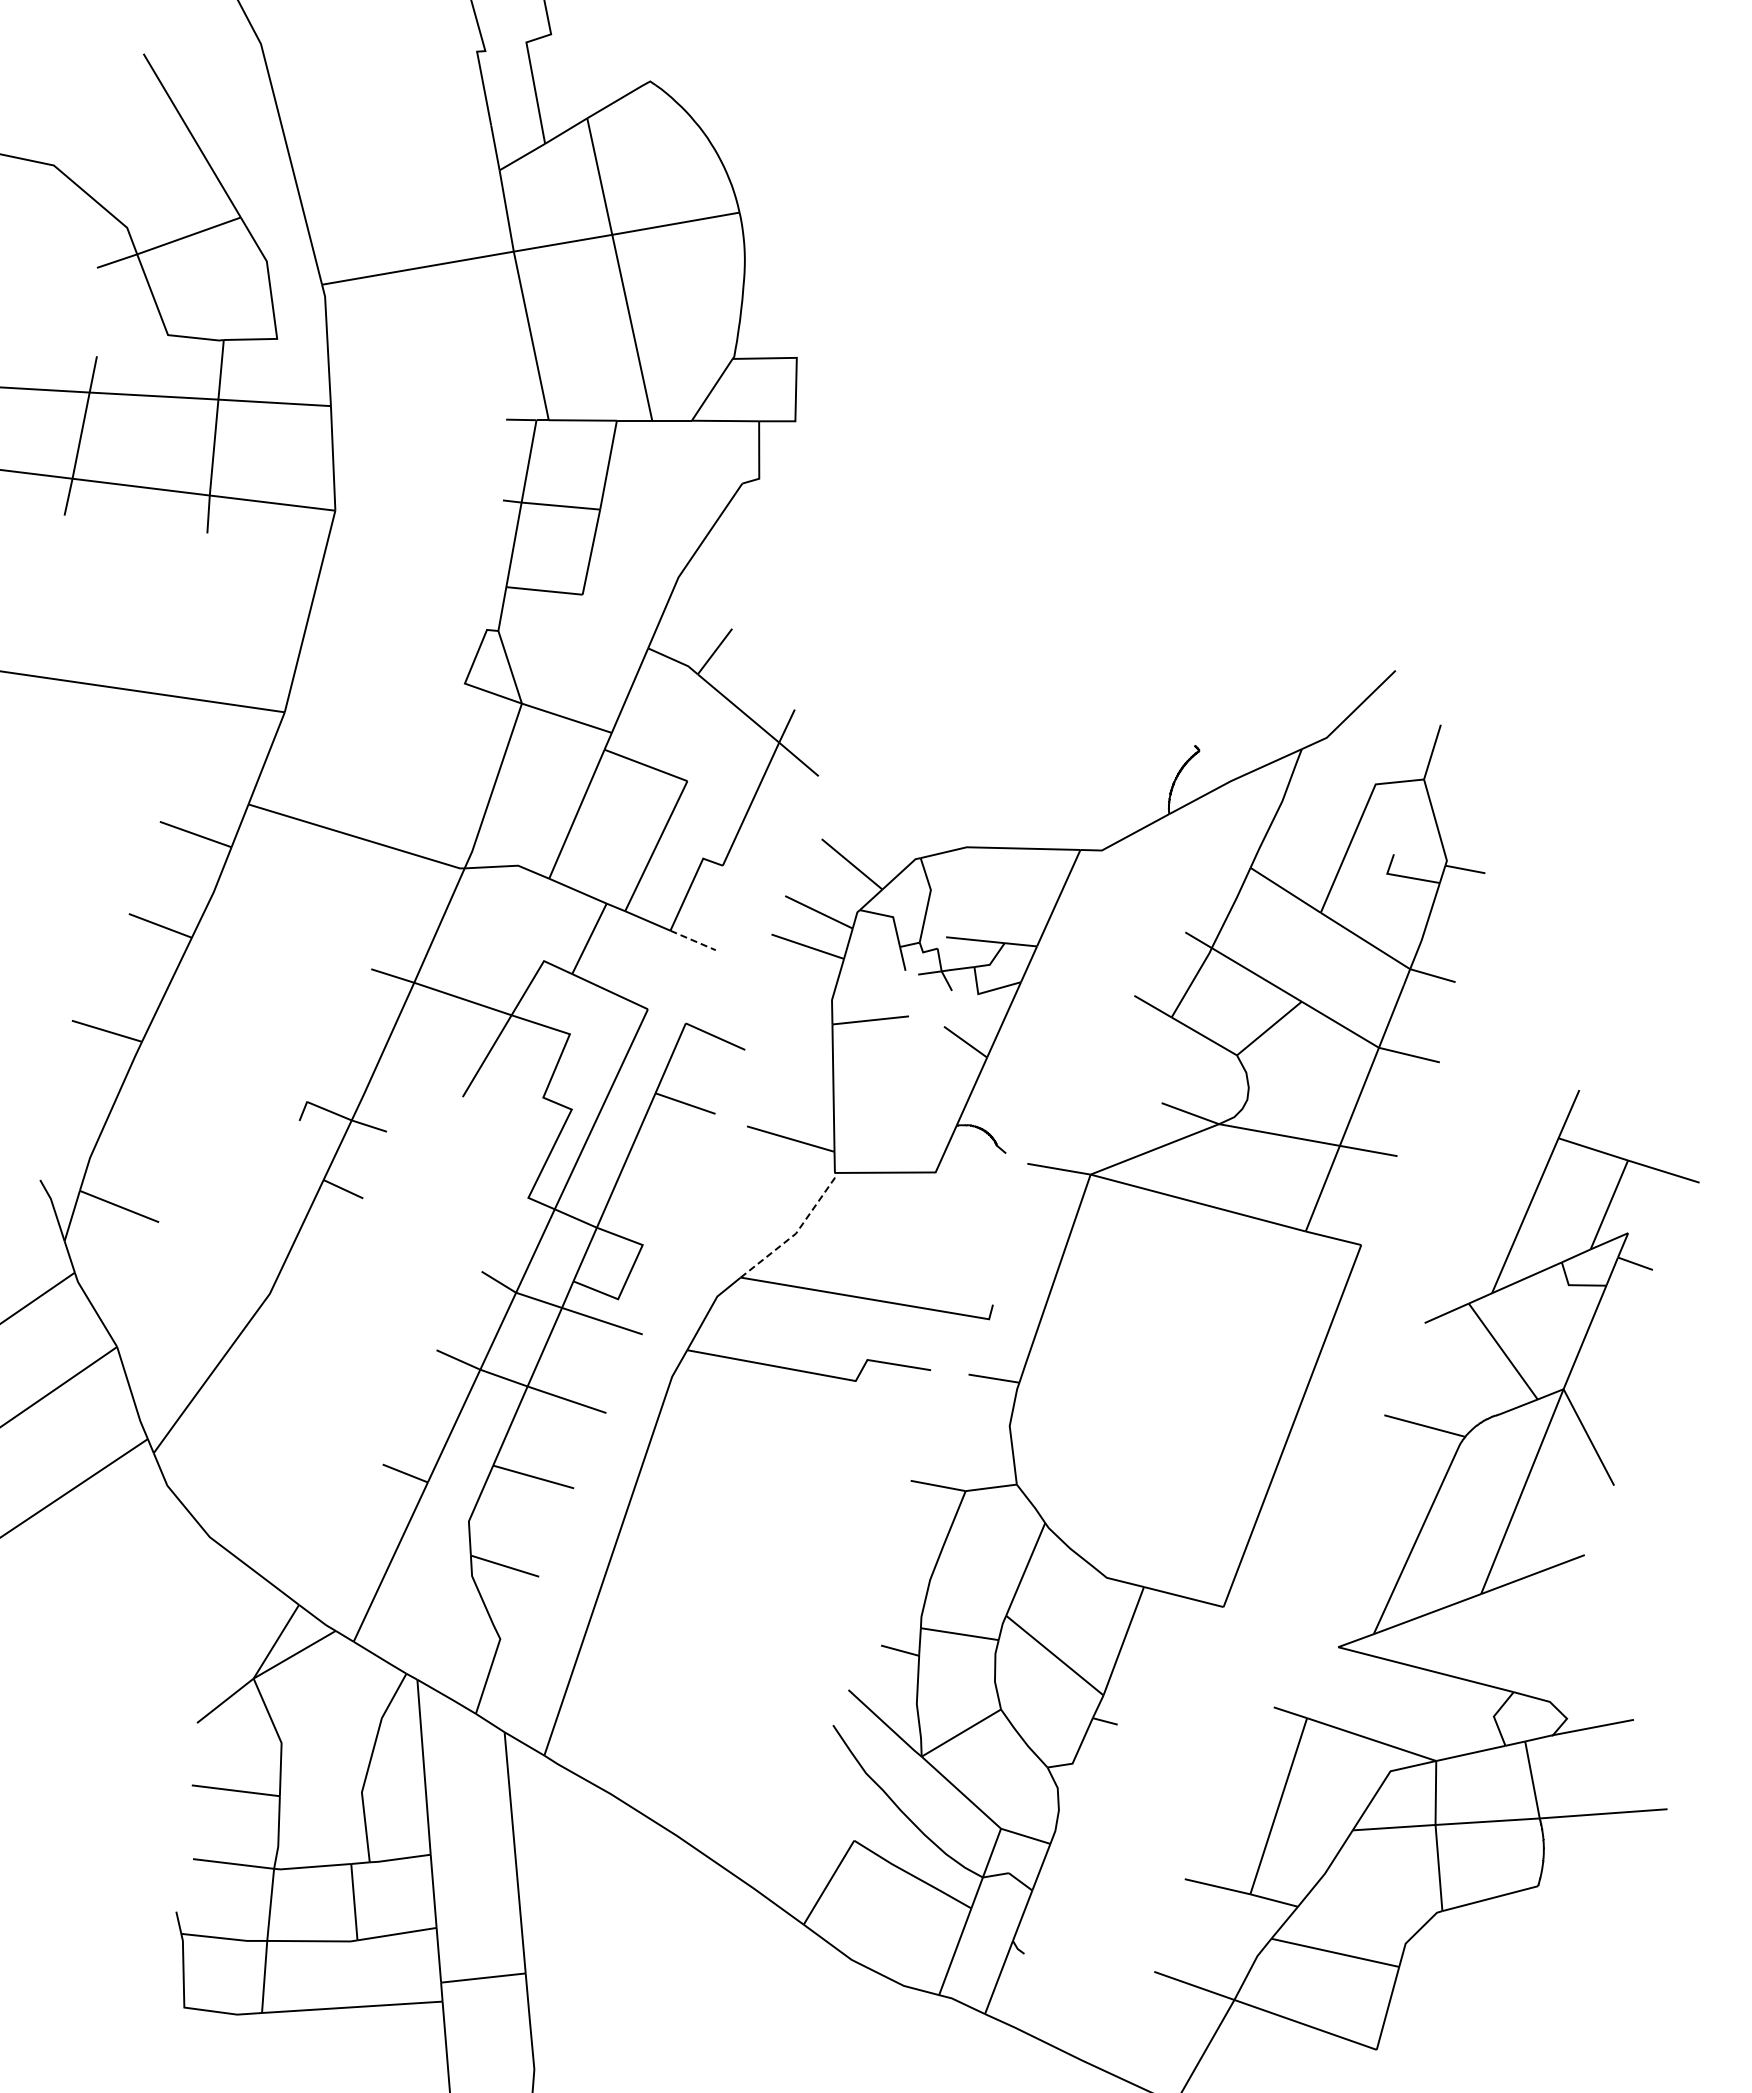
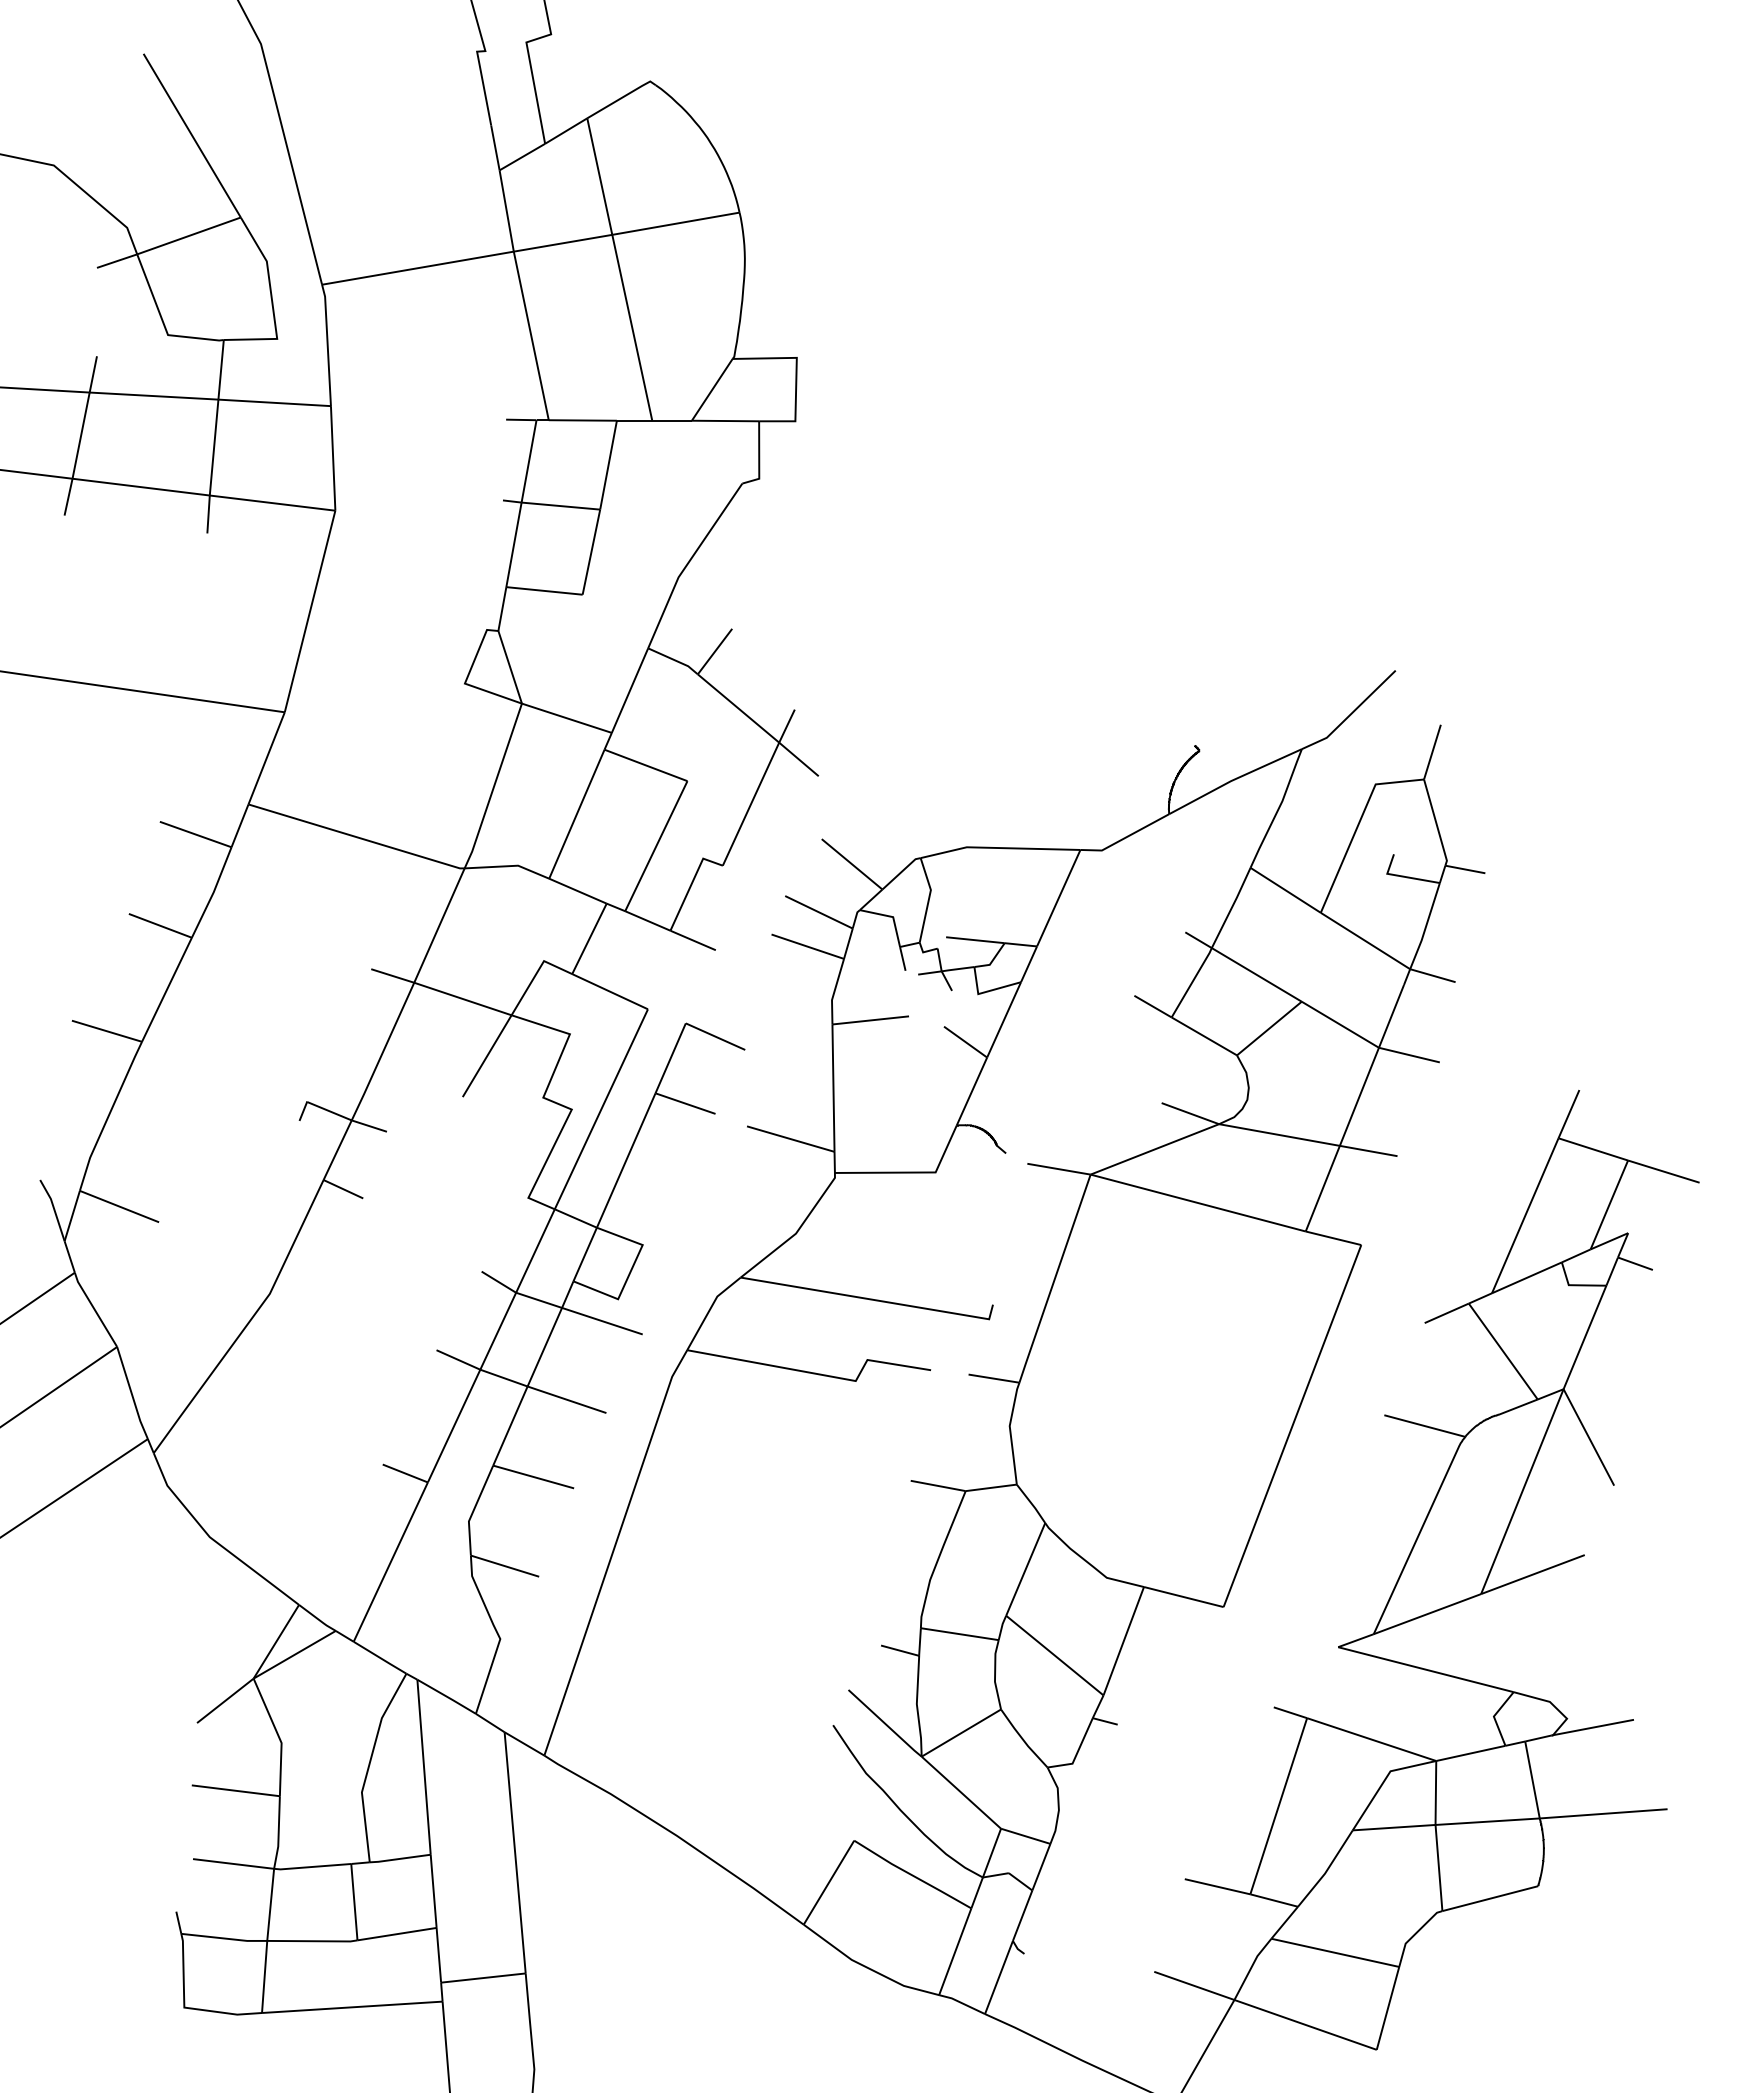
line: dashed -> solid (693, 940)
line: dashed -> solid (797, 1232)
